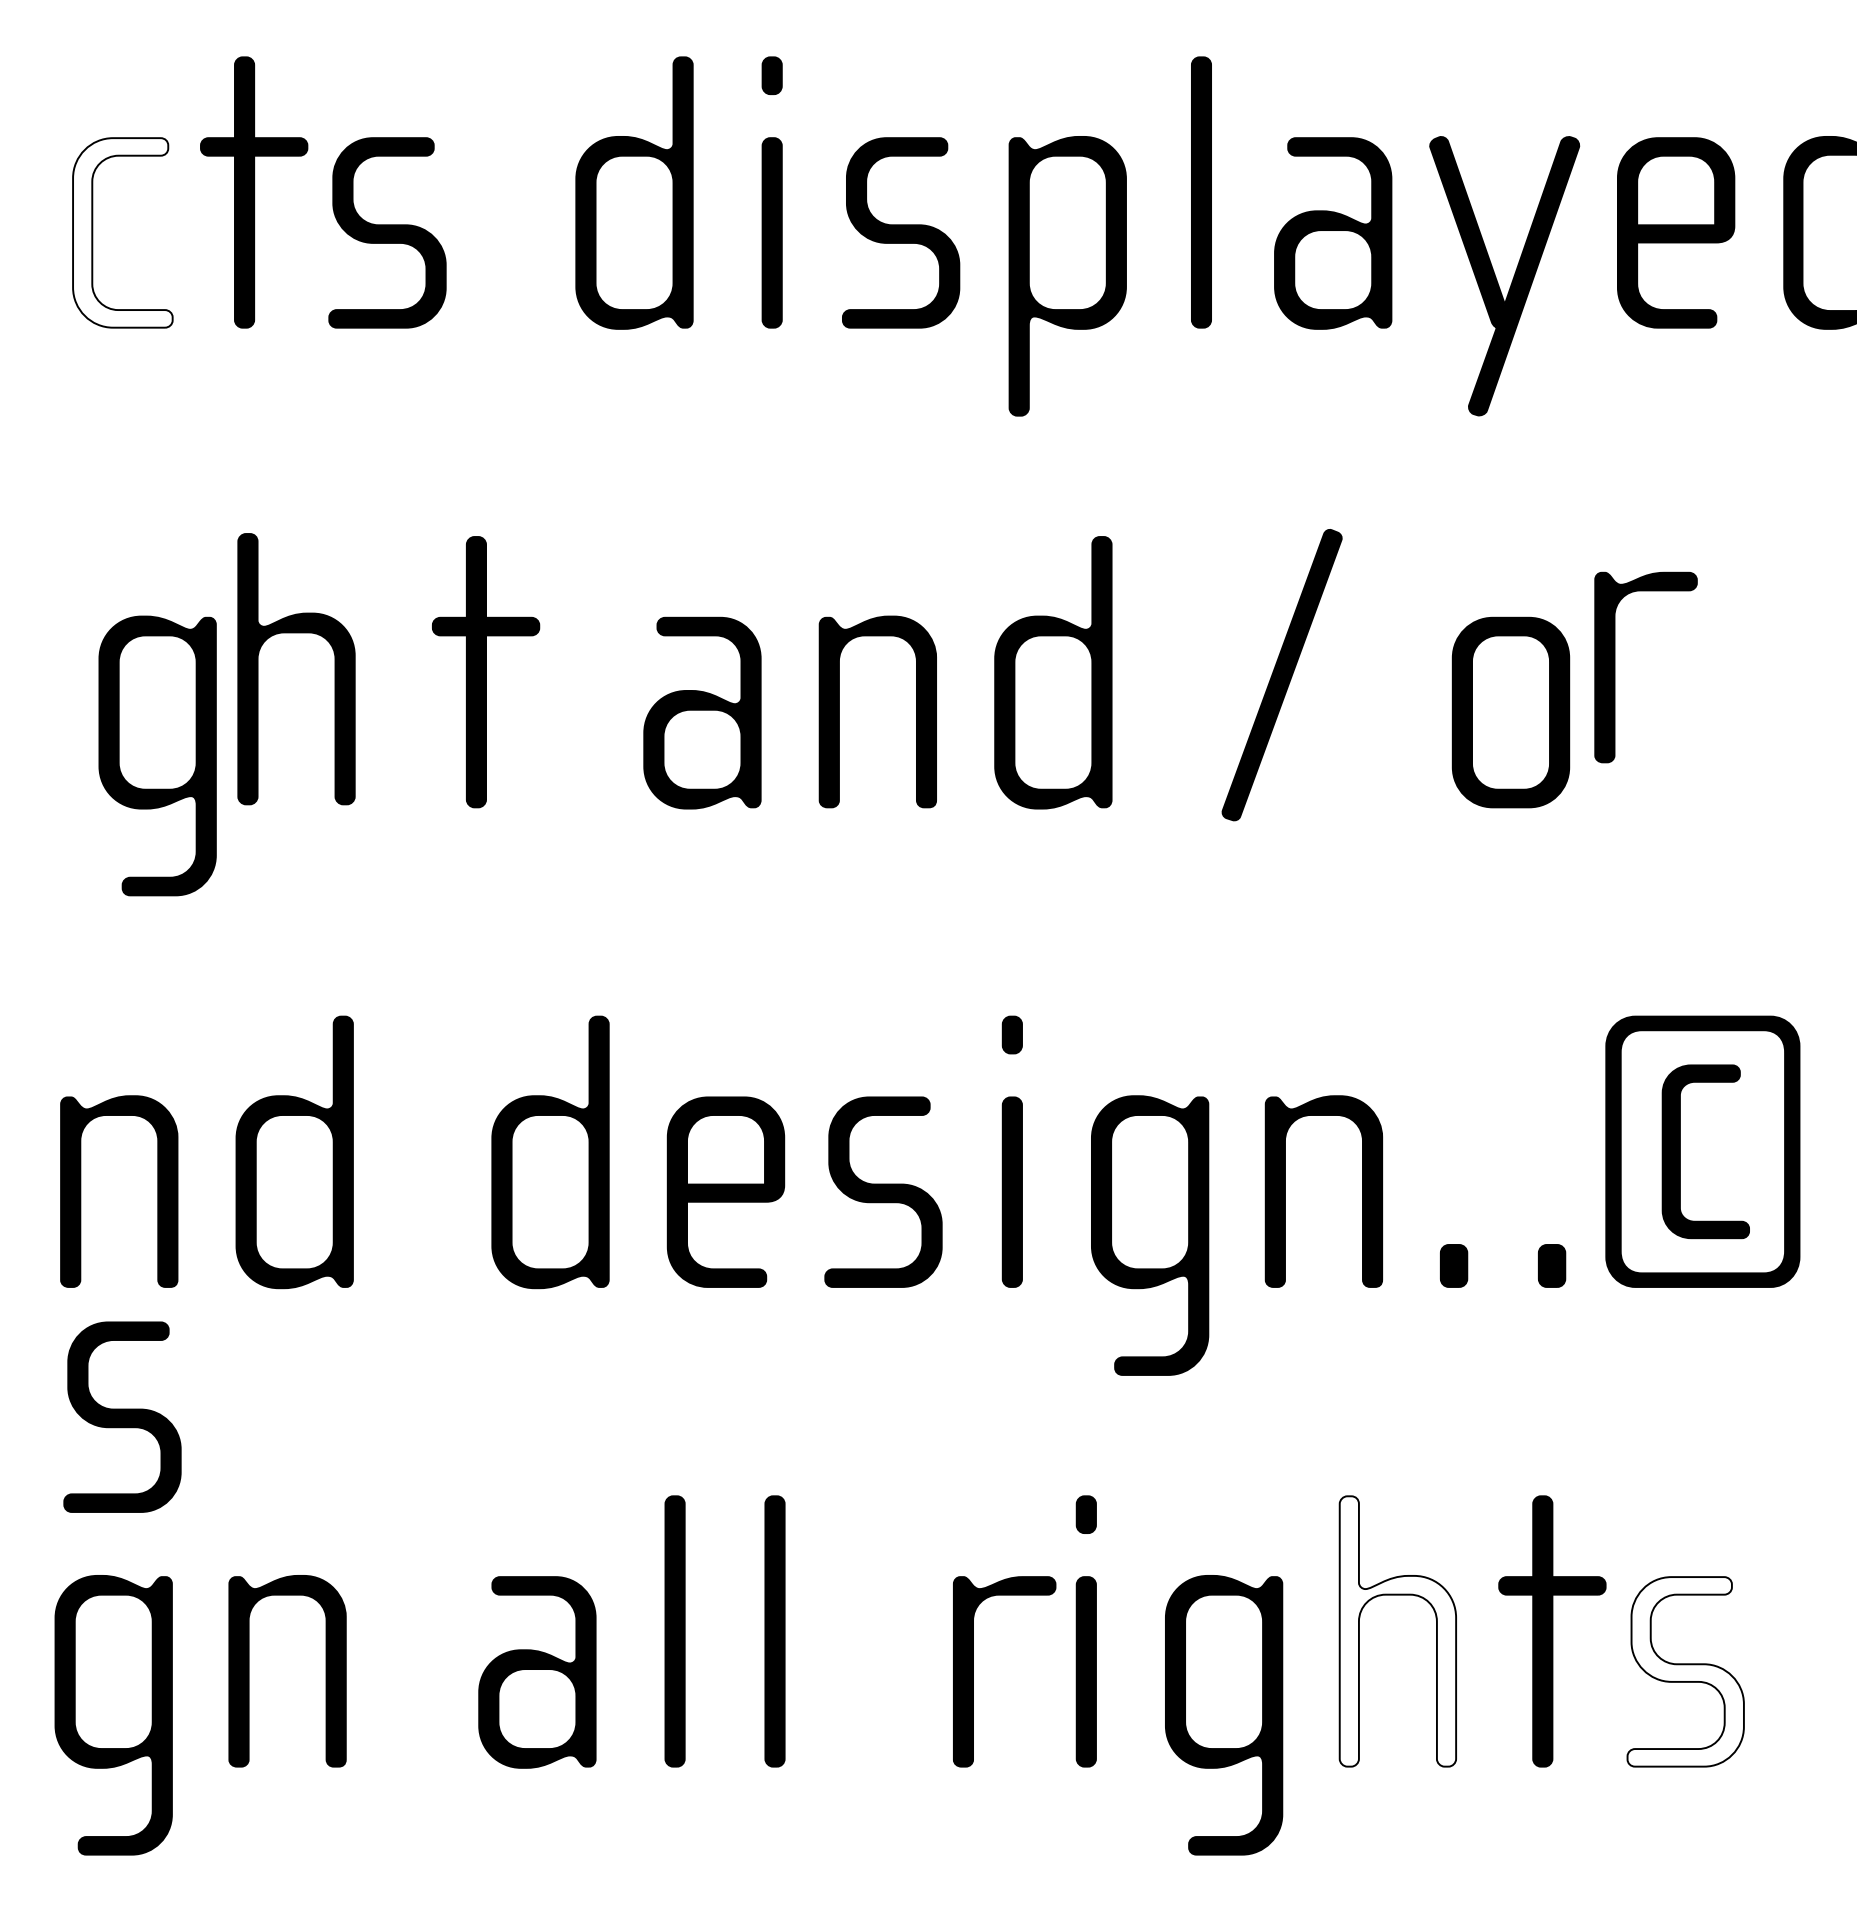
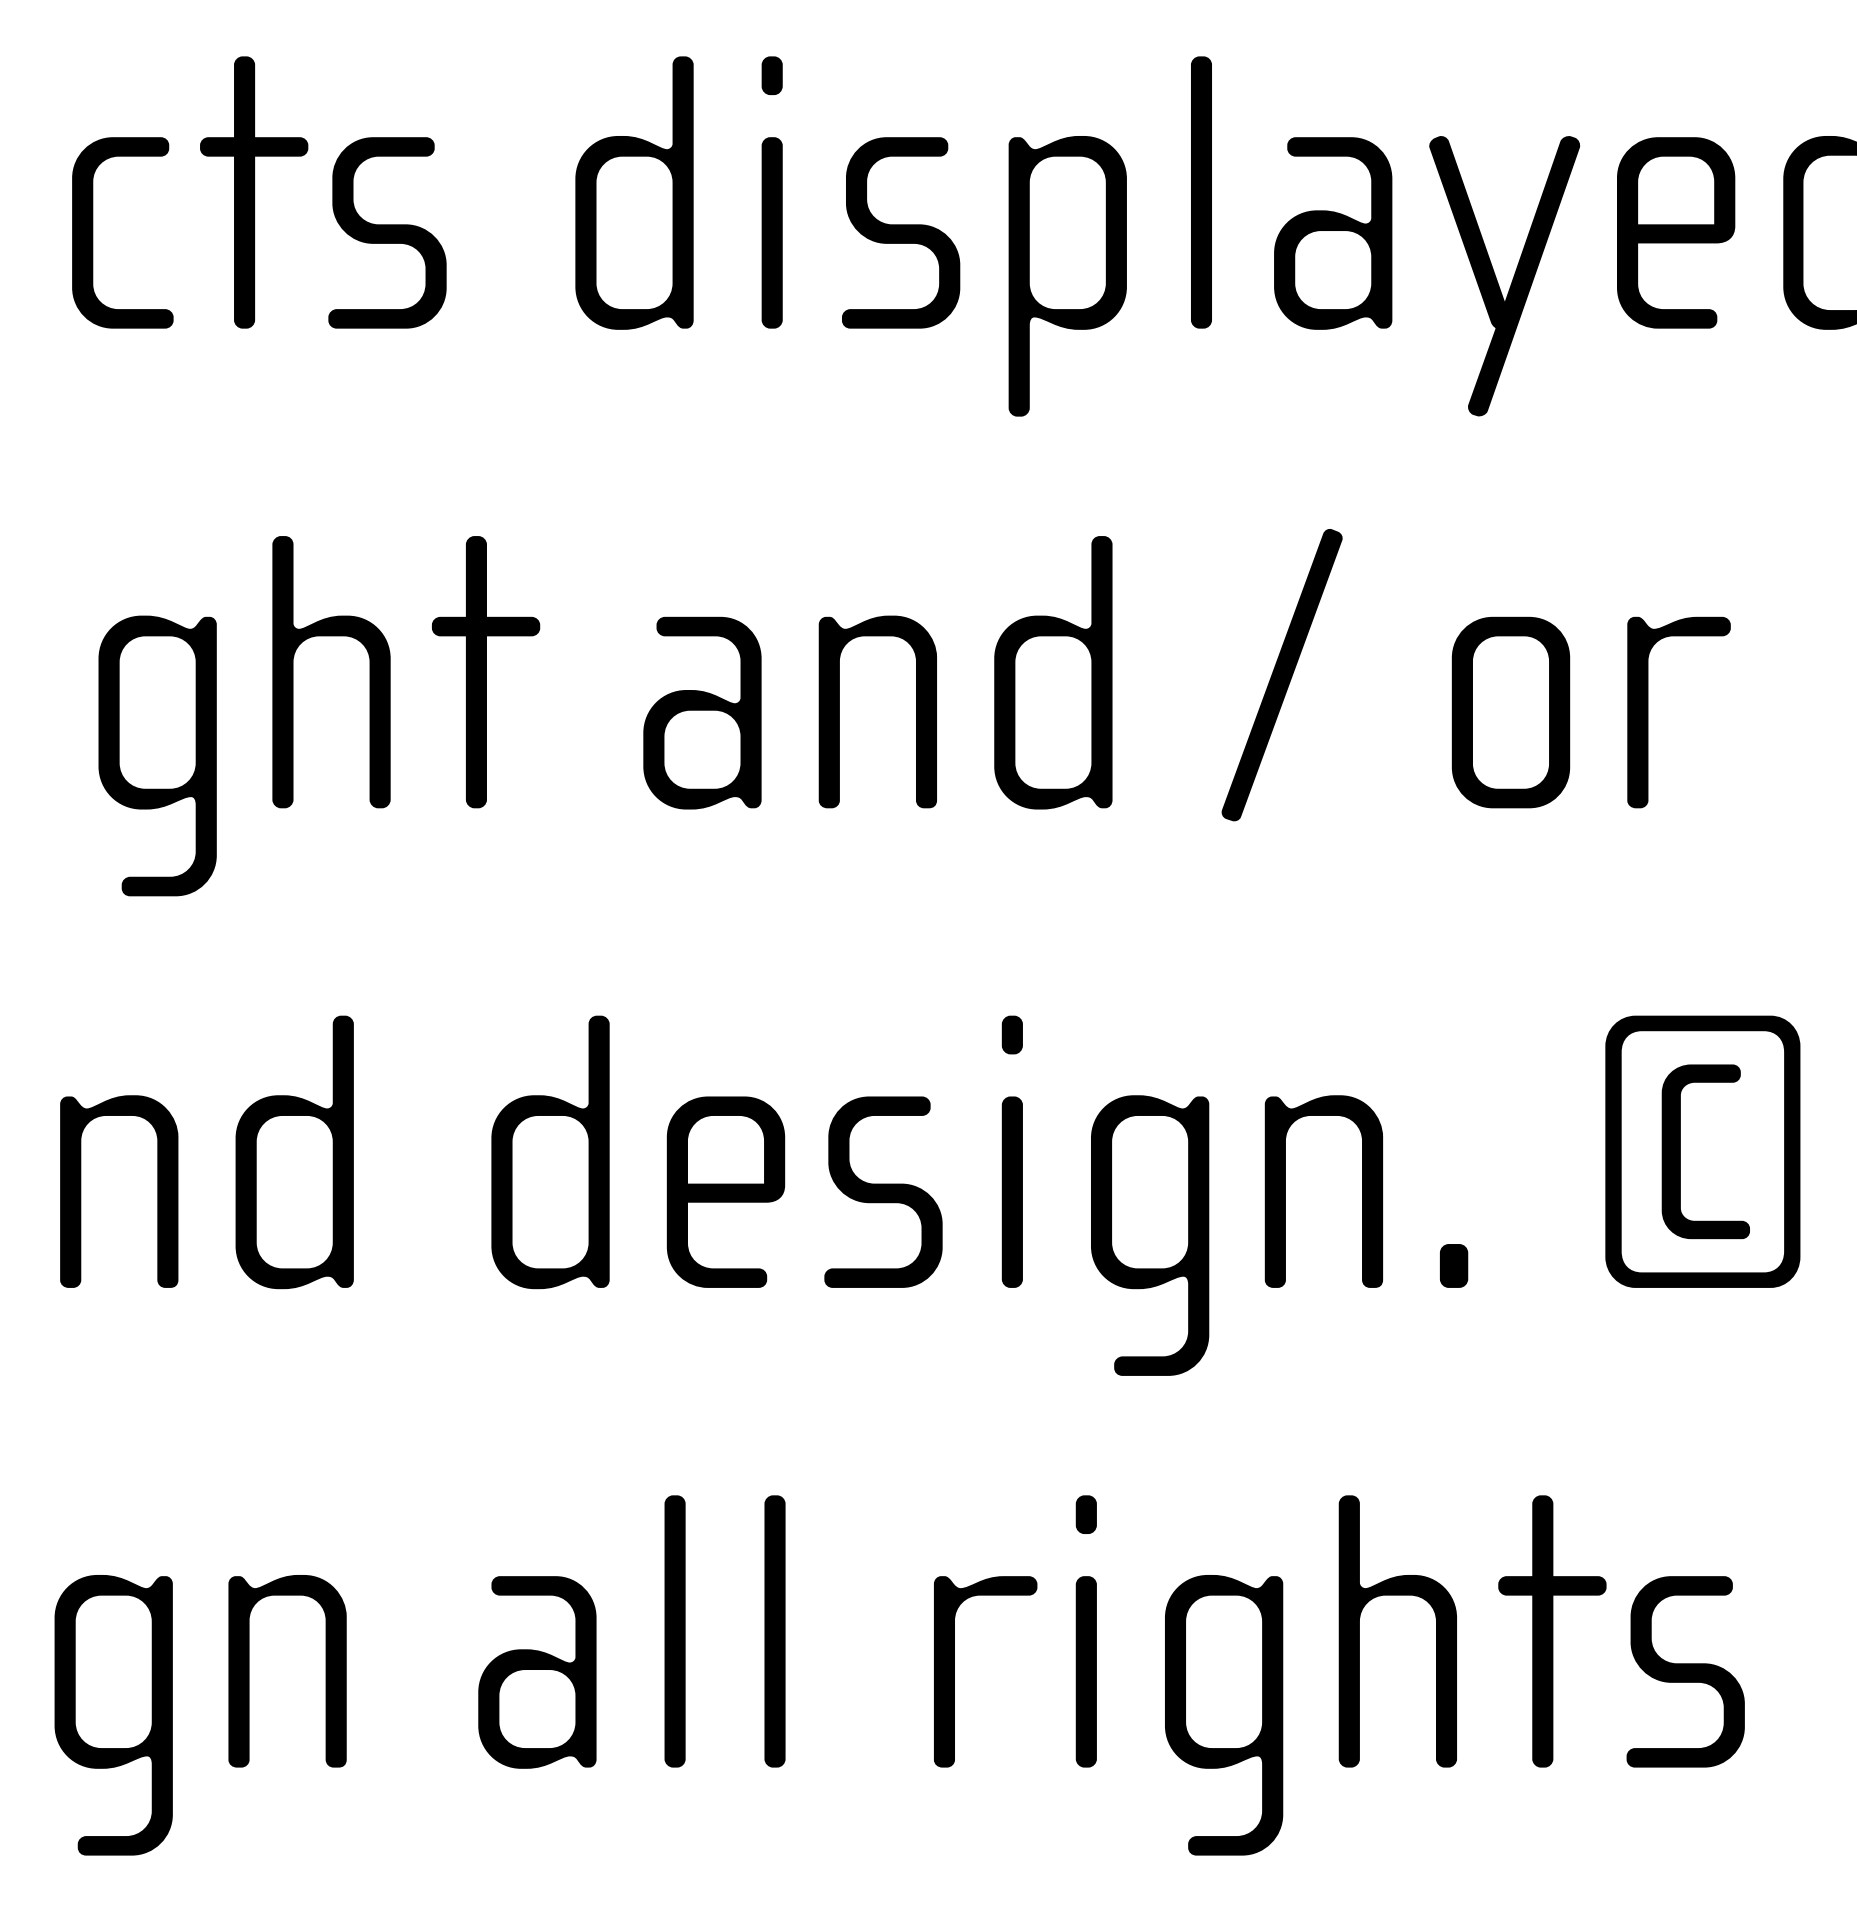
fill: none -> present (122, 232)
part position: (296, 633) -> (331, 636) (331, 636)
part position: (1615, 667) -> (1648, 712) (1648, 712)
part: present -> none (1552, 1265)
part: present -> none (122, 1416)
fill: none -> present (1397, 1631)
part position: (973, 1671) -> (954, 1671) (954, 1671)
fill: none -> present (1685, 1671)
